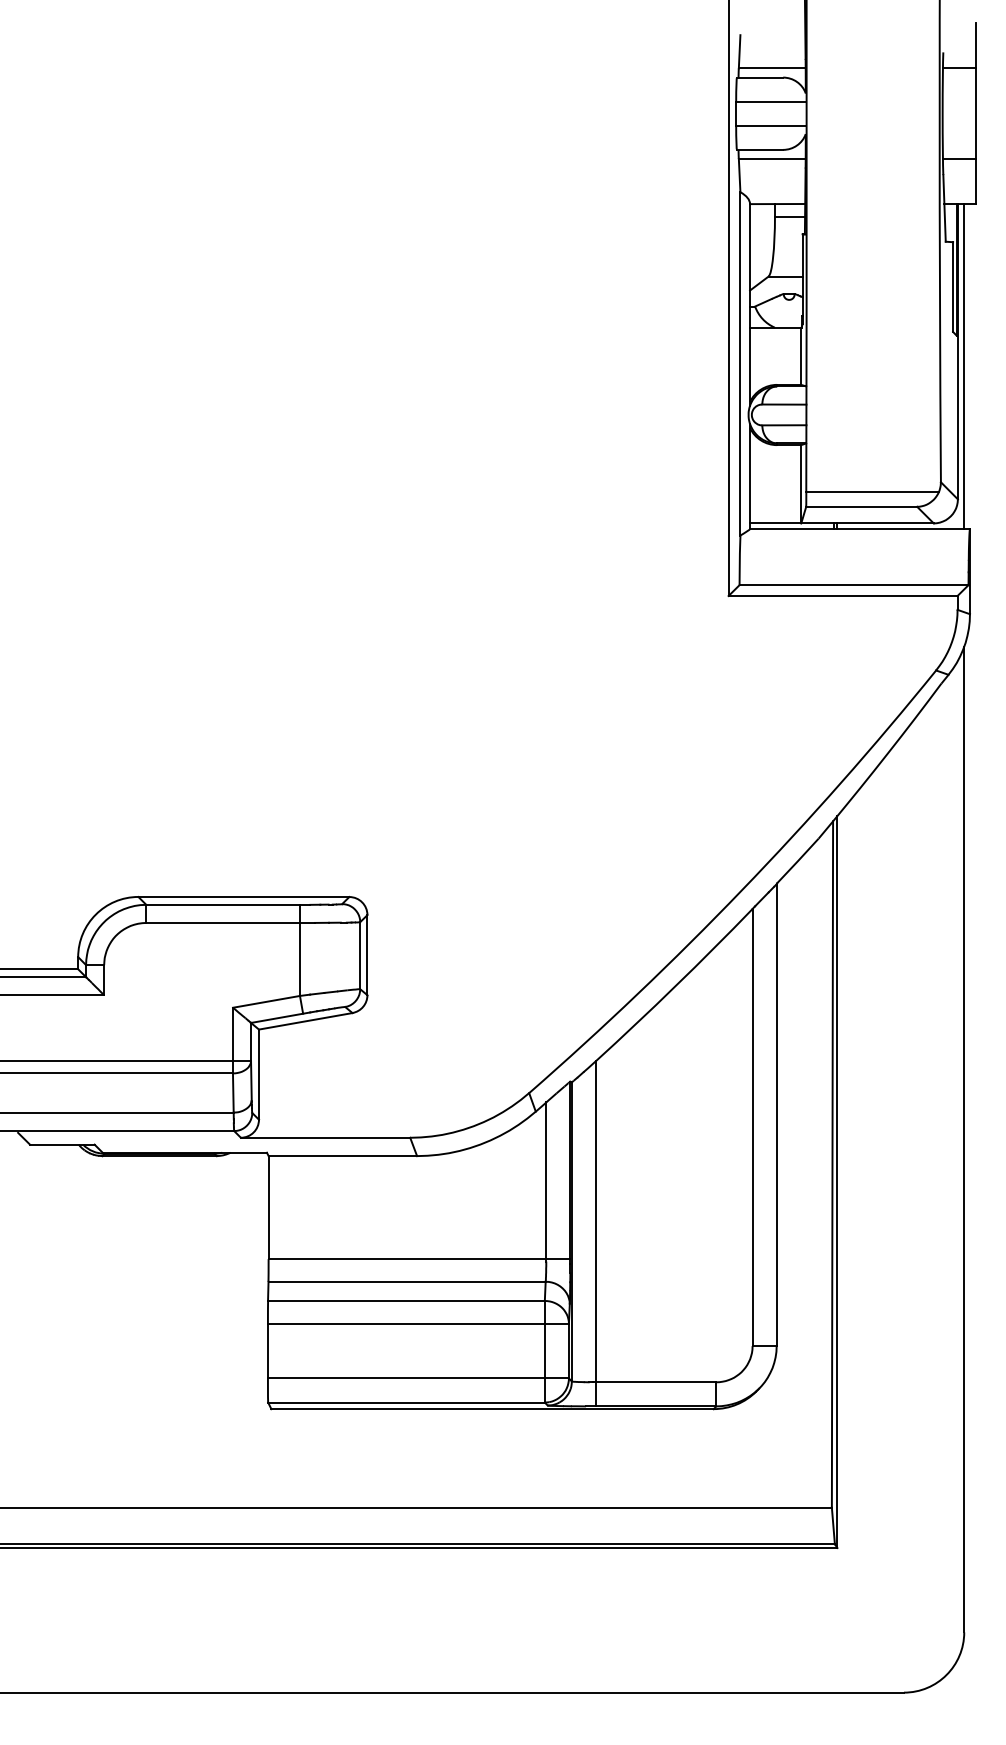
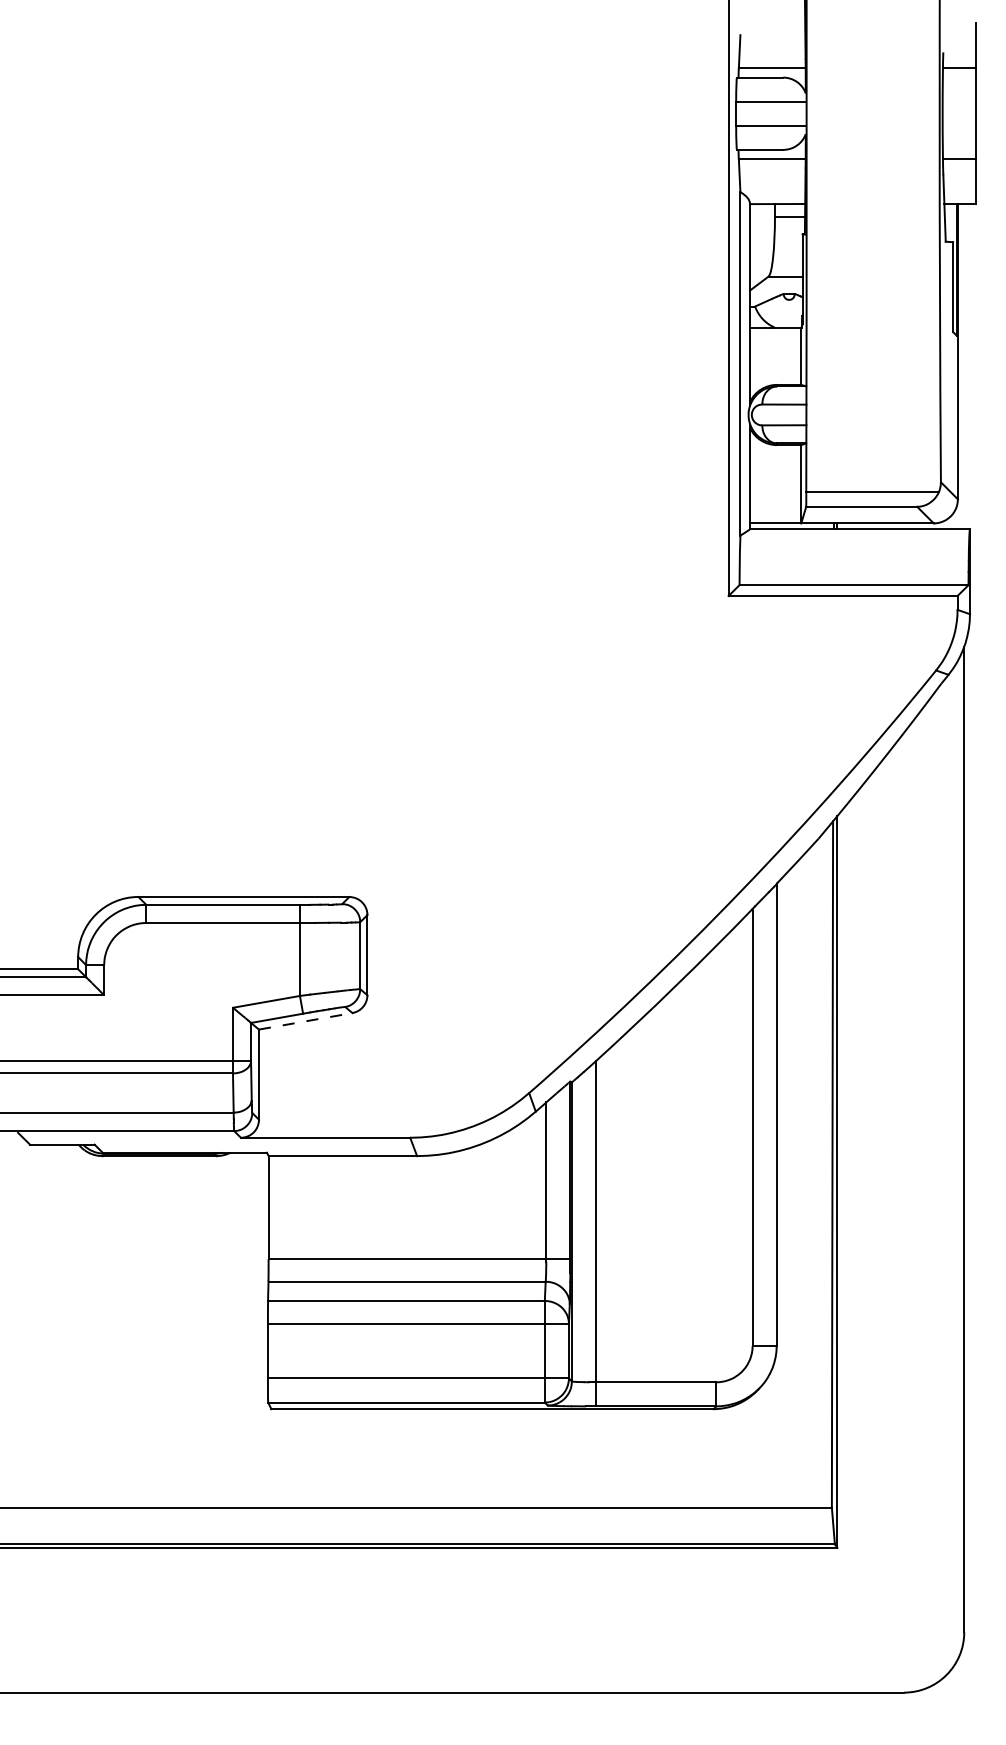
line: present -> none (964, 366)
line: solid -> dashed (306, 1021)
